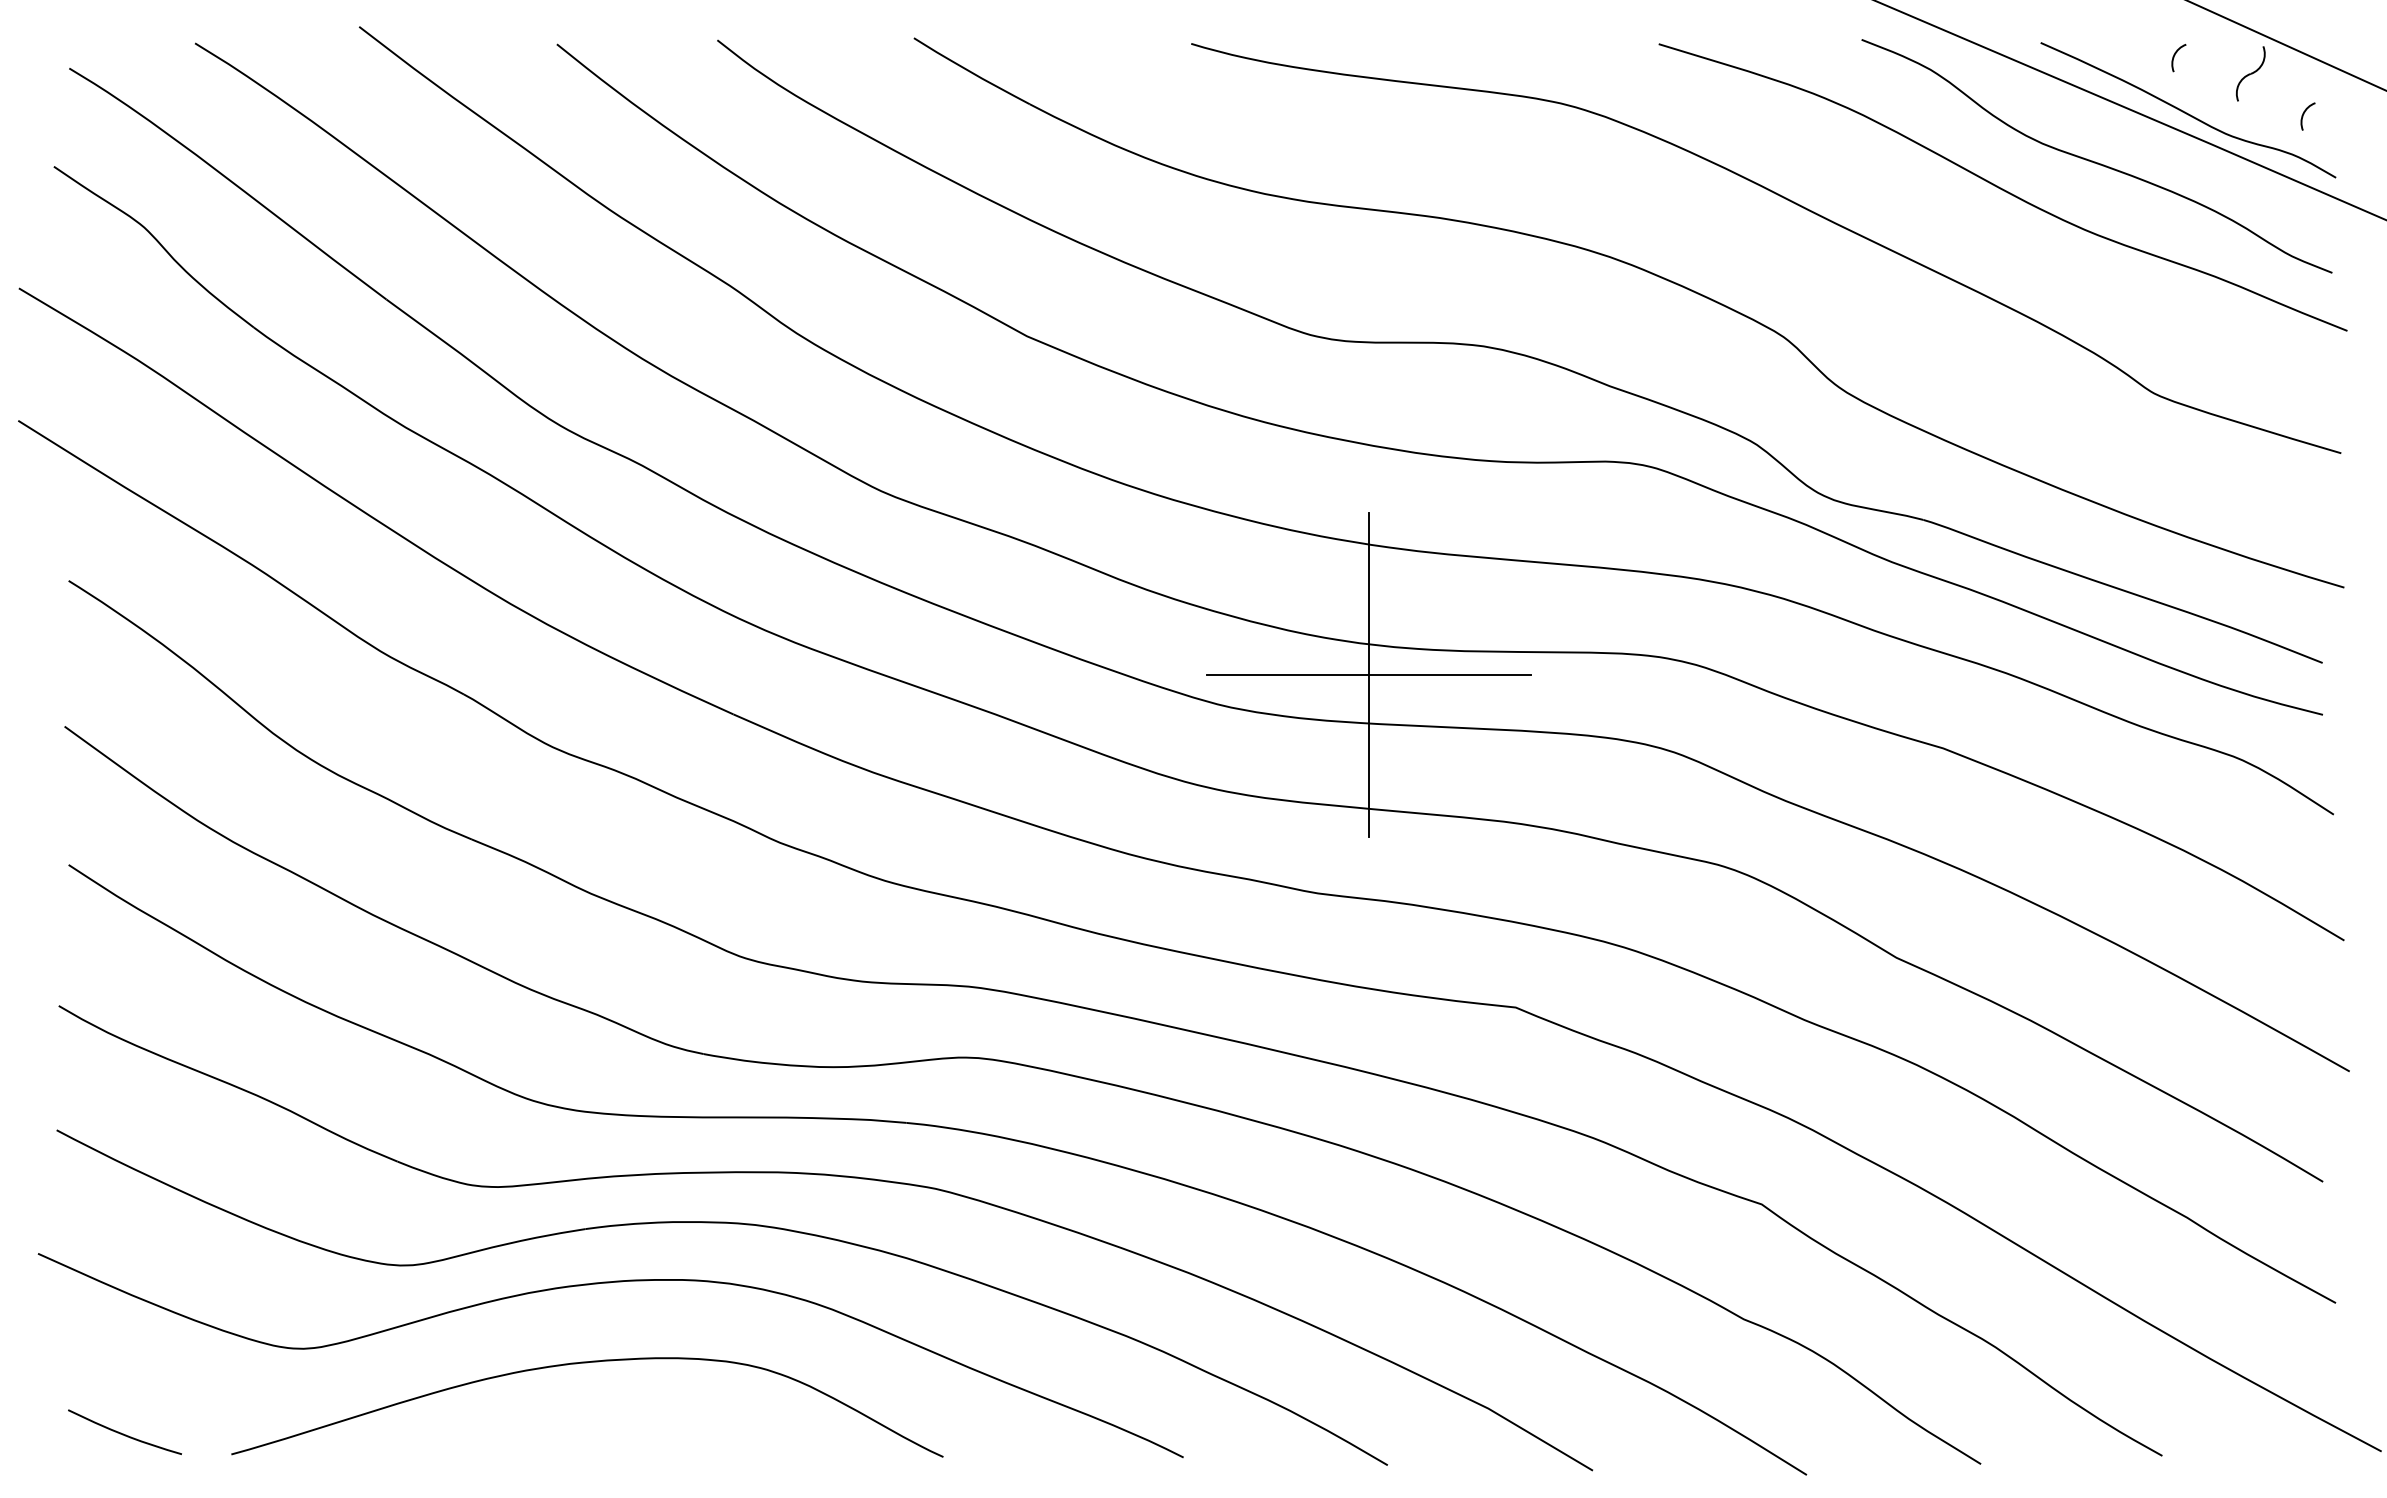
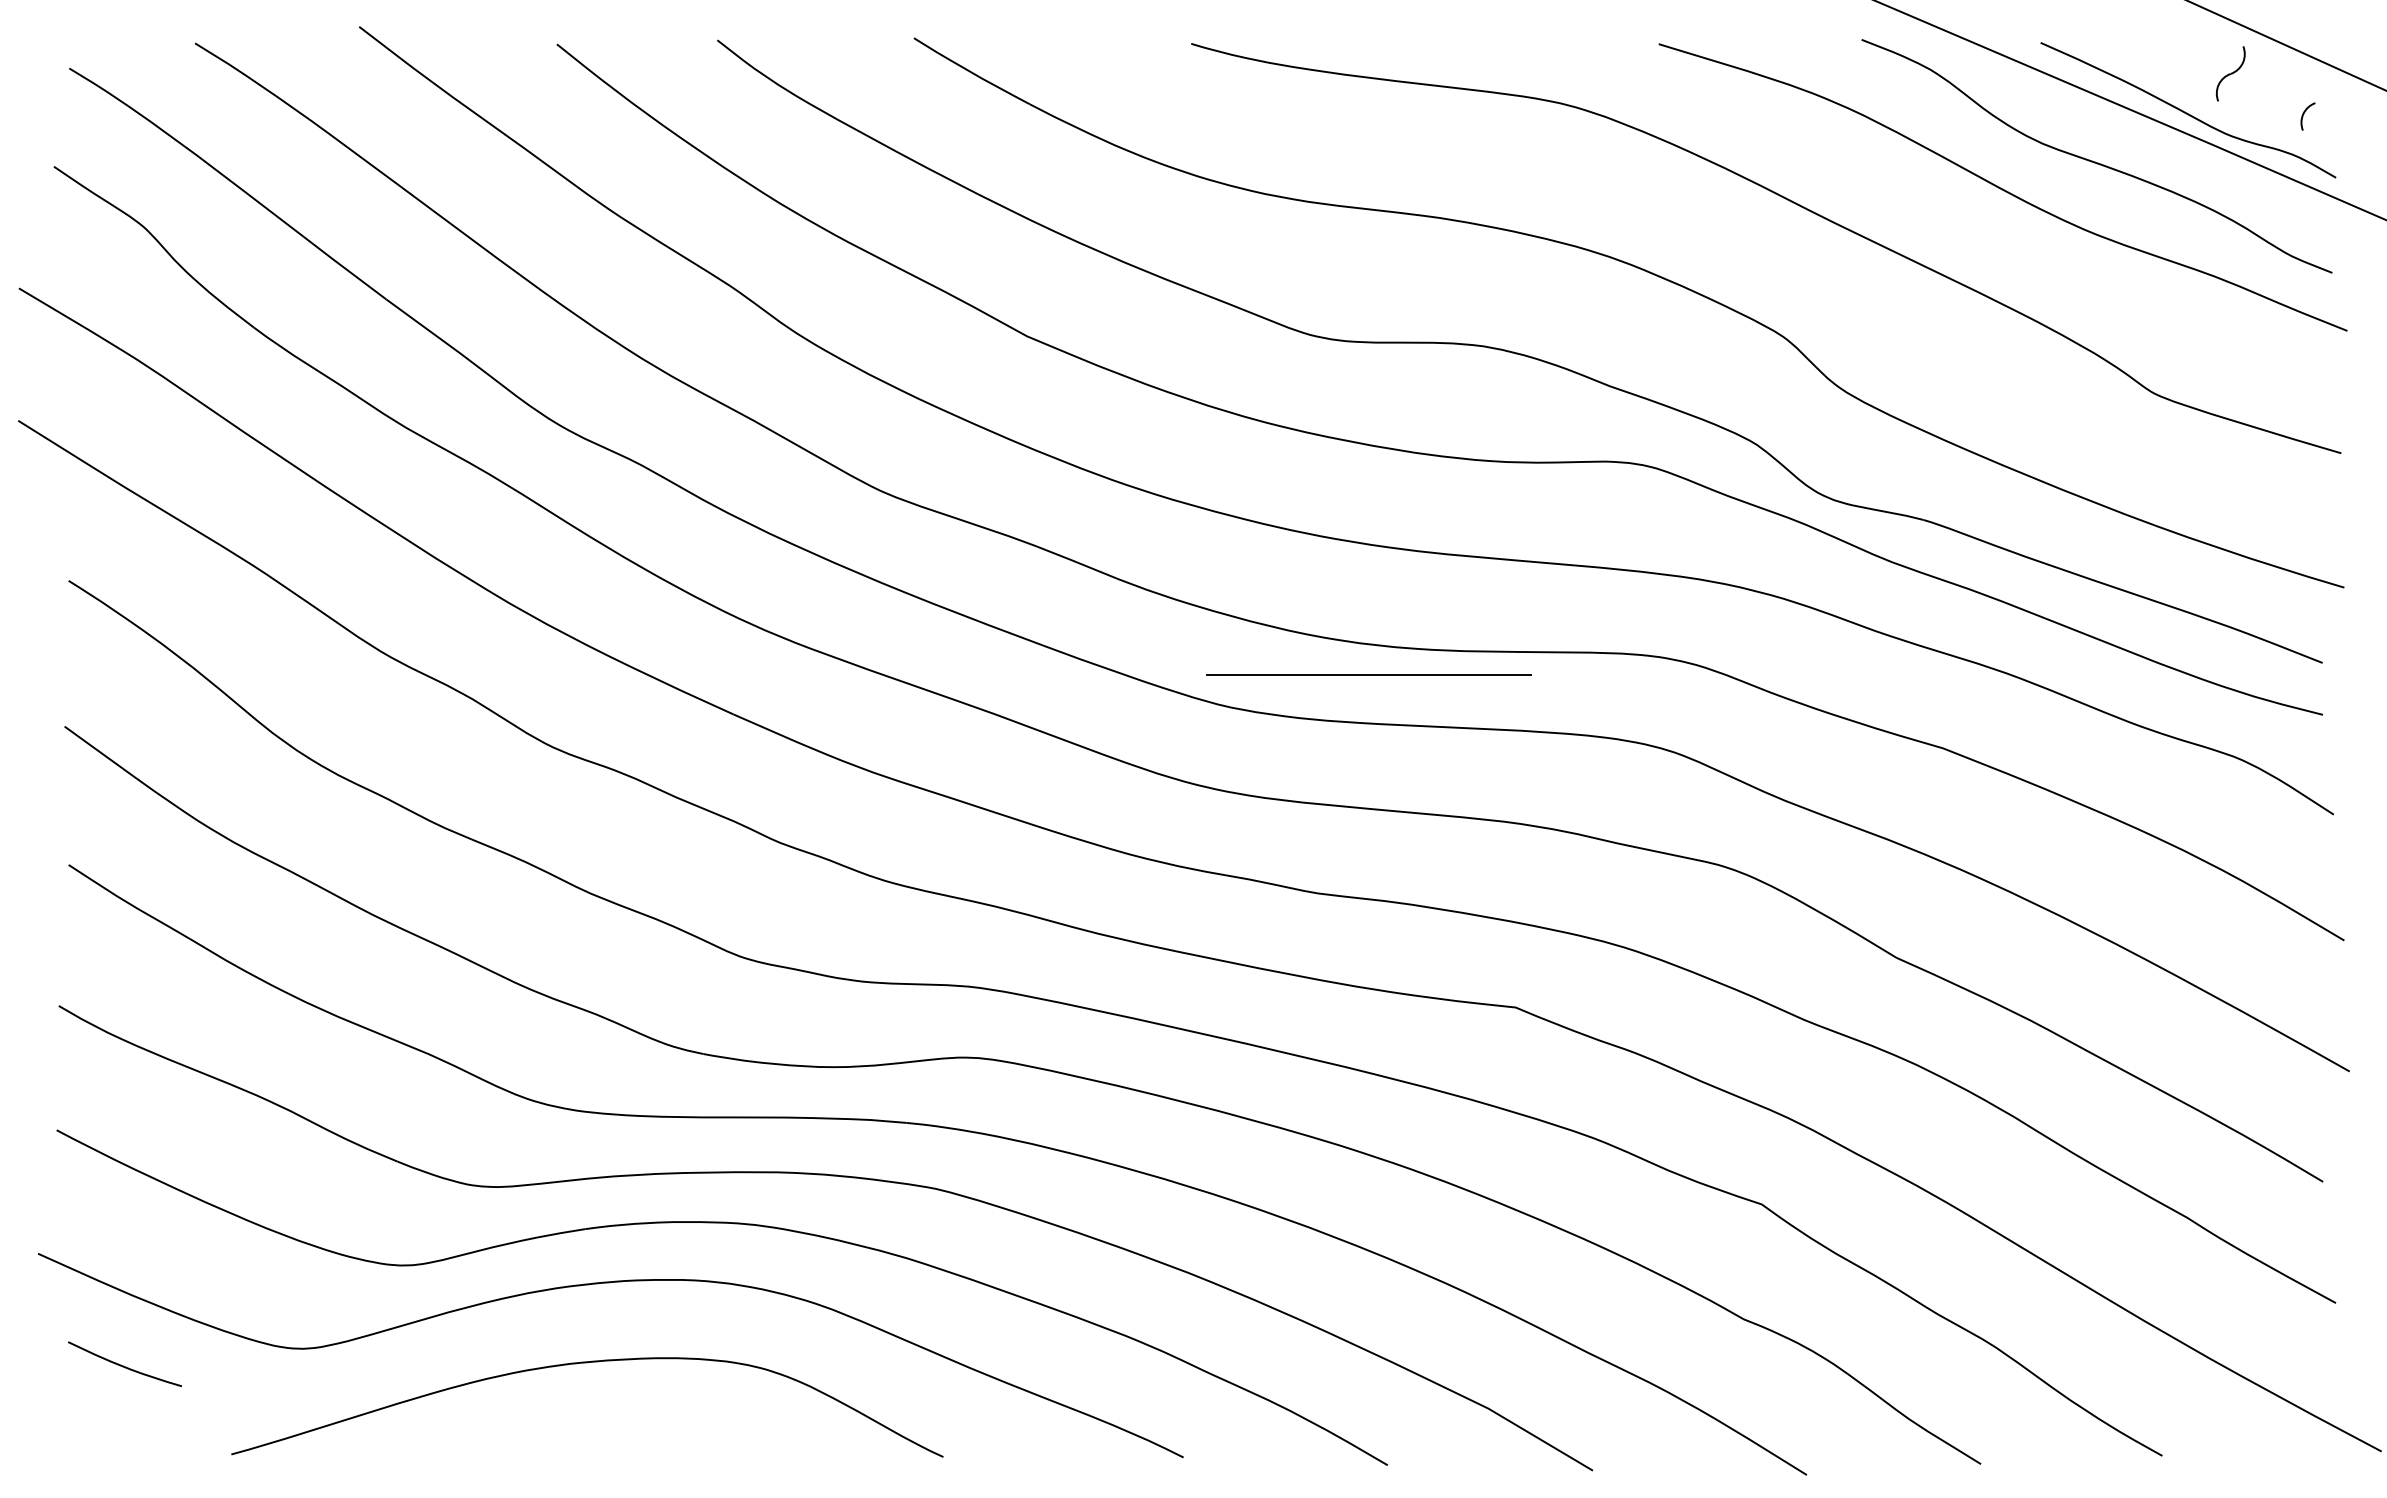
arc: present -> none (2174, 58)
part position: (2250, 73) -> (2230, 73) (2230, 73)
line: present -> none (1368, 674)
curve position: (123, 1433) -> (123, 1365) (123, 1365)
